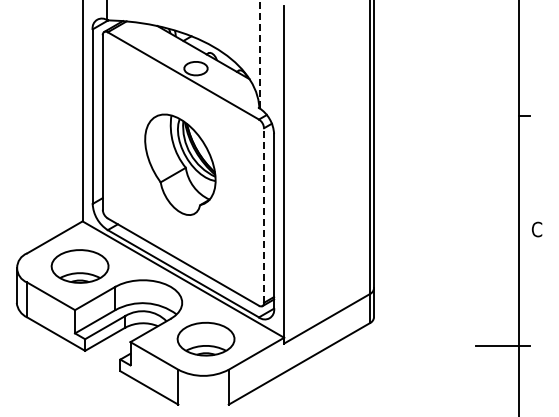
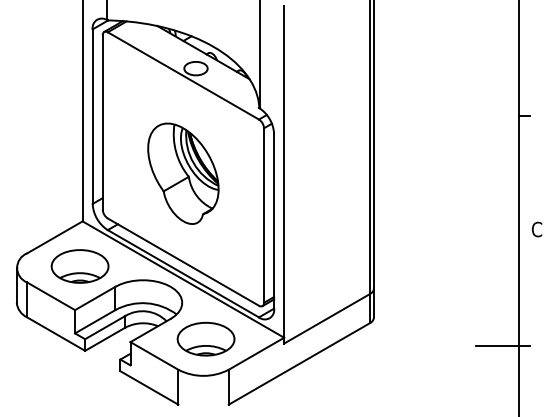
line: dashed -> solid (259, 54)
part position: (180, 164) -> (183, 173) (183, 173)
line: dashed -> solid (264, 215)
